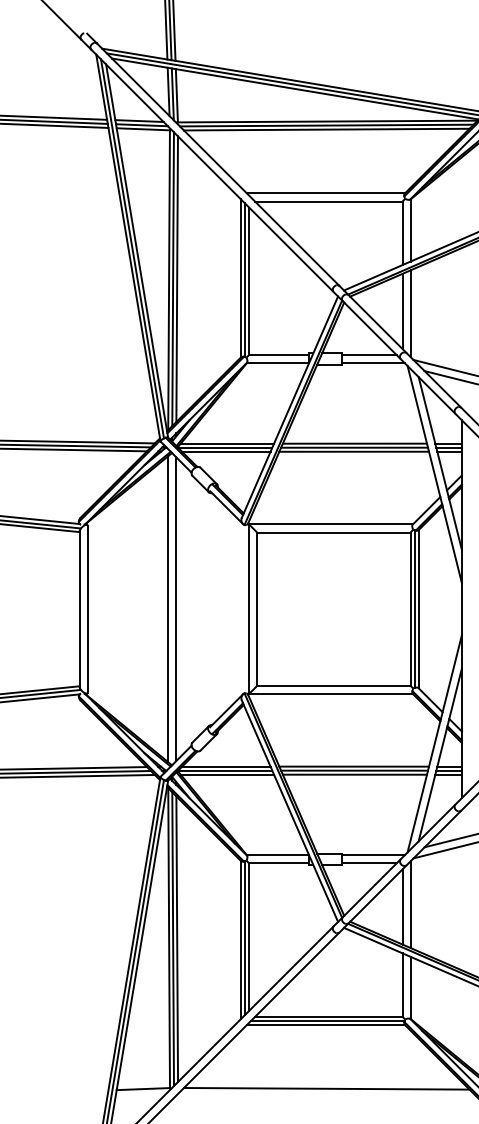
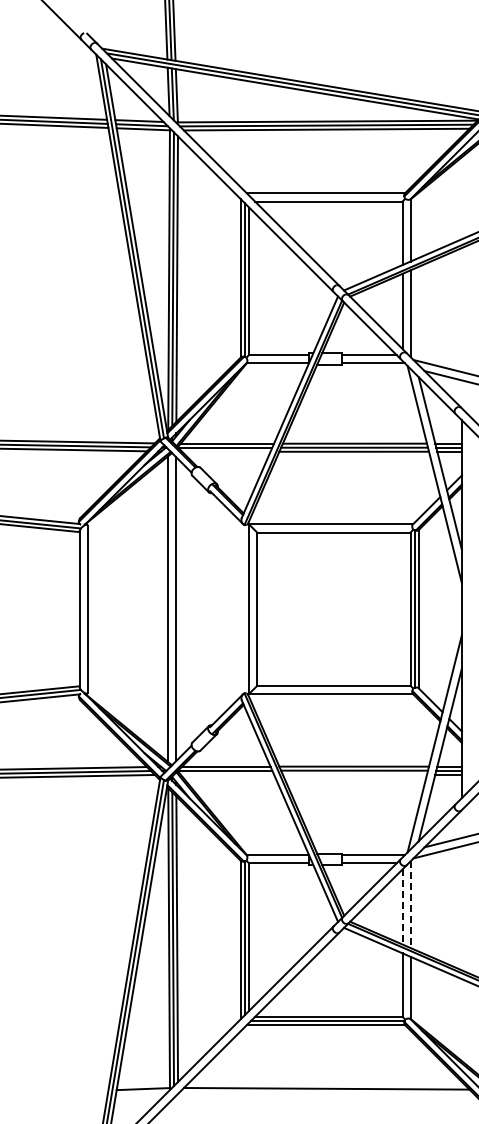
line: present -> none (226, 451)
line: present -> none (227, 774)
line: present -> none (354, 774)
line: solid -> dashed (410, 905)
line: solid -> dashed (402, 906)
